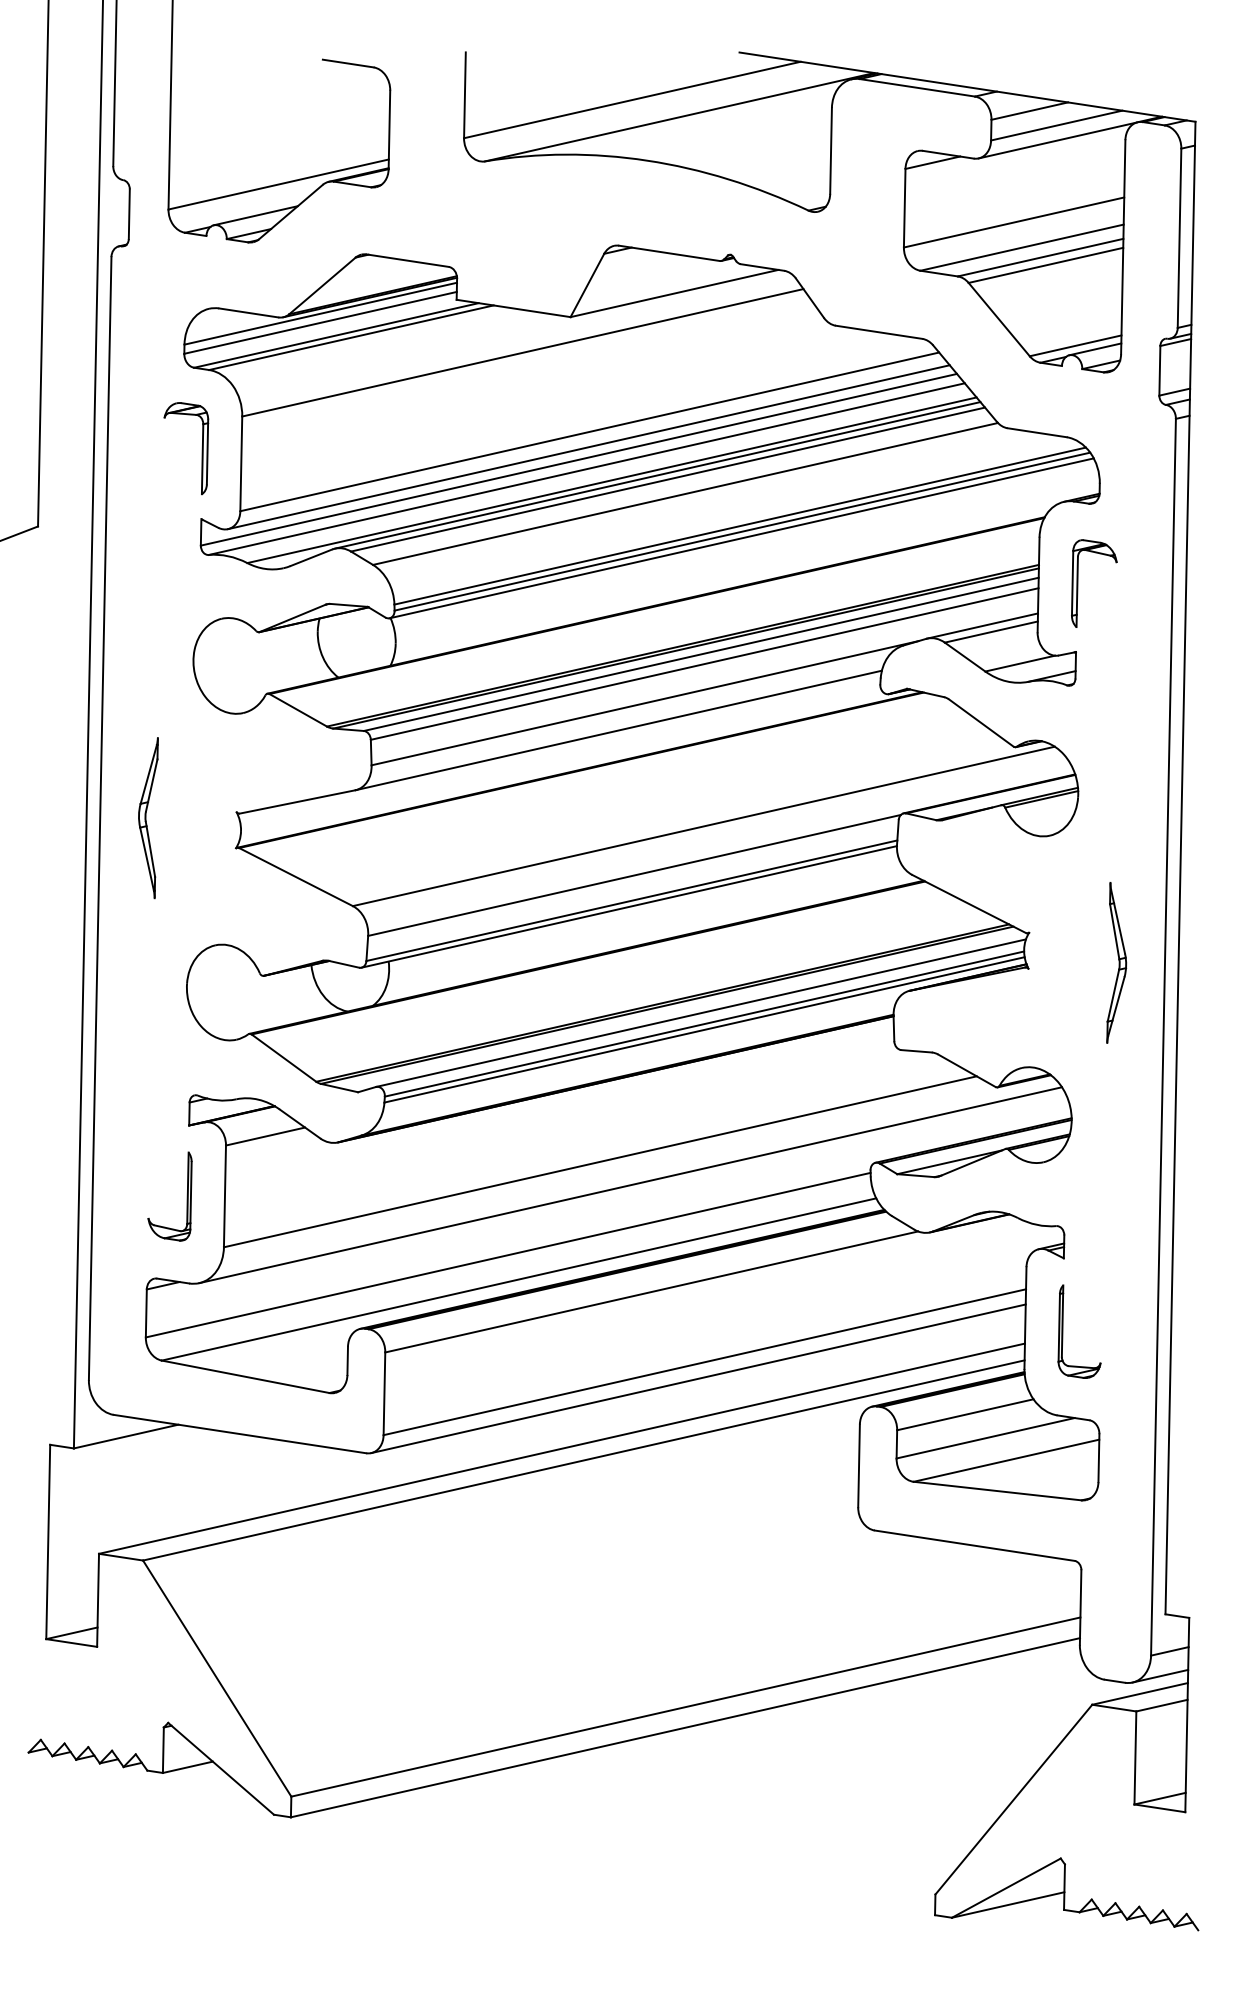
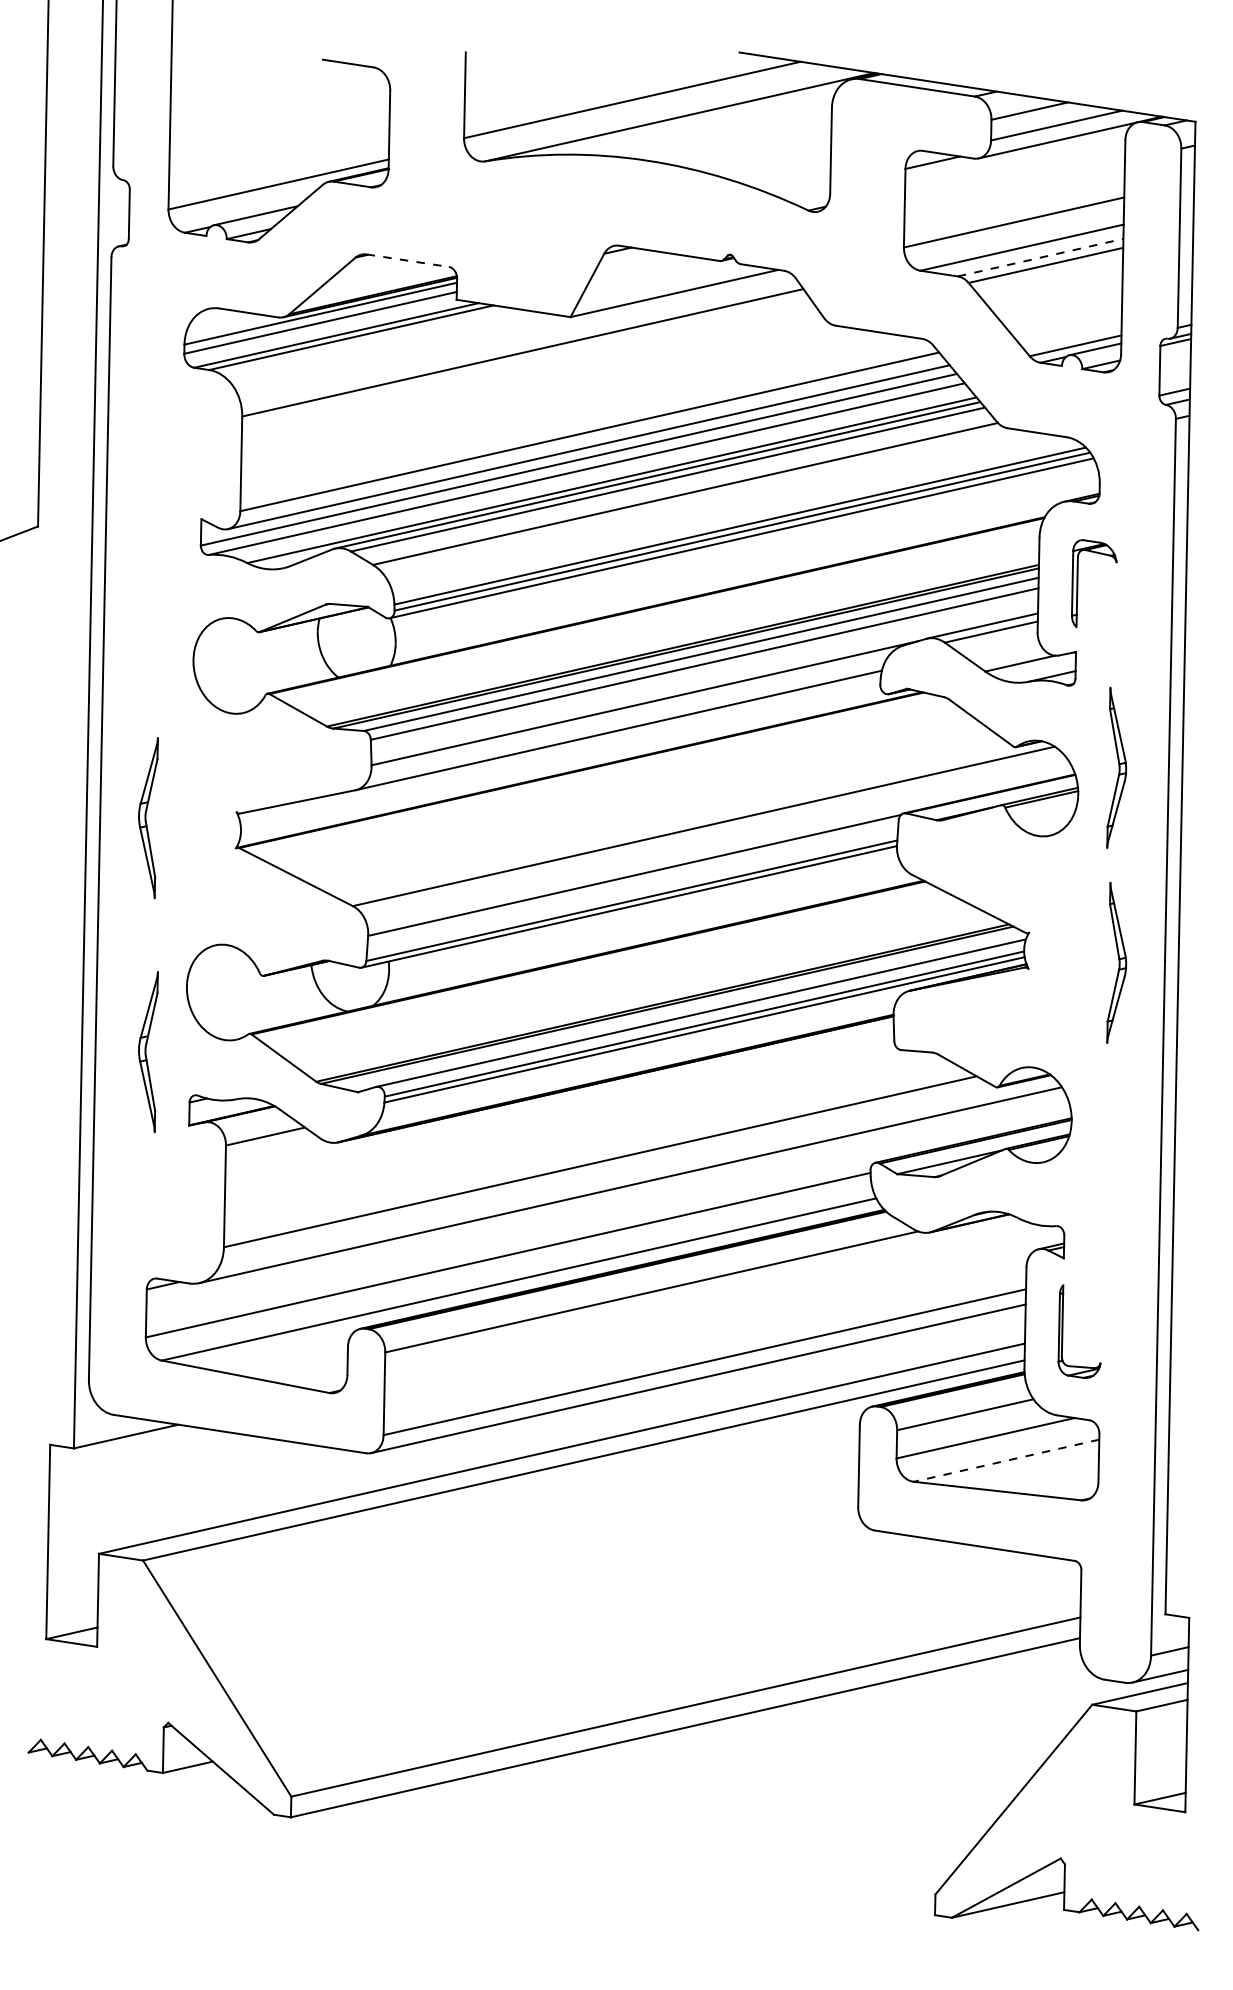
line: solid -> dashed (1040, 257)
line: solid -> dashed (407, 260)
part: present -> none (201, 448)
part: none -> present (1116, 767)
part: none -> present (148, 1052)
part: present -> none (186, 1196)
line: solid -> dashed (1006, 1460)
